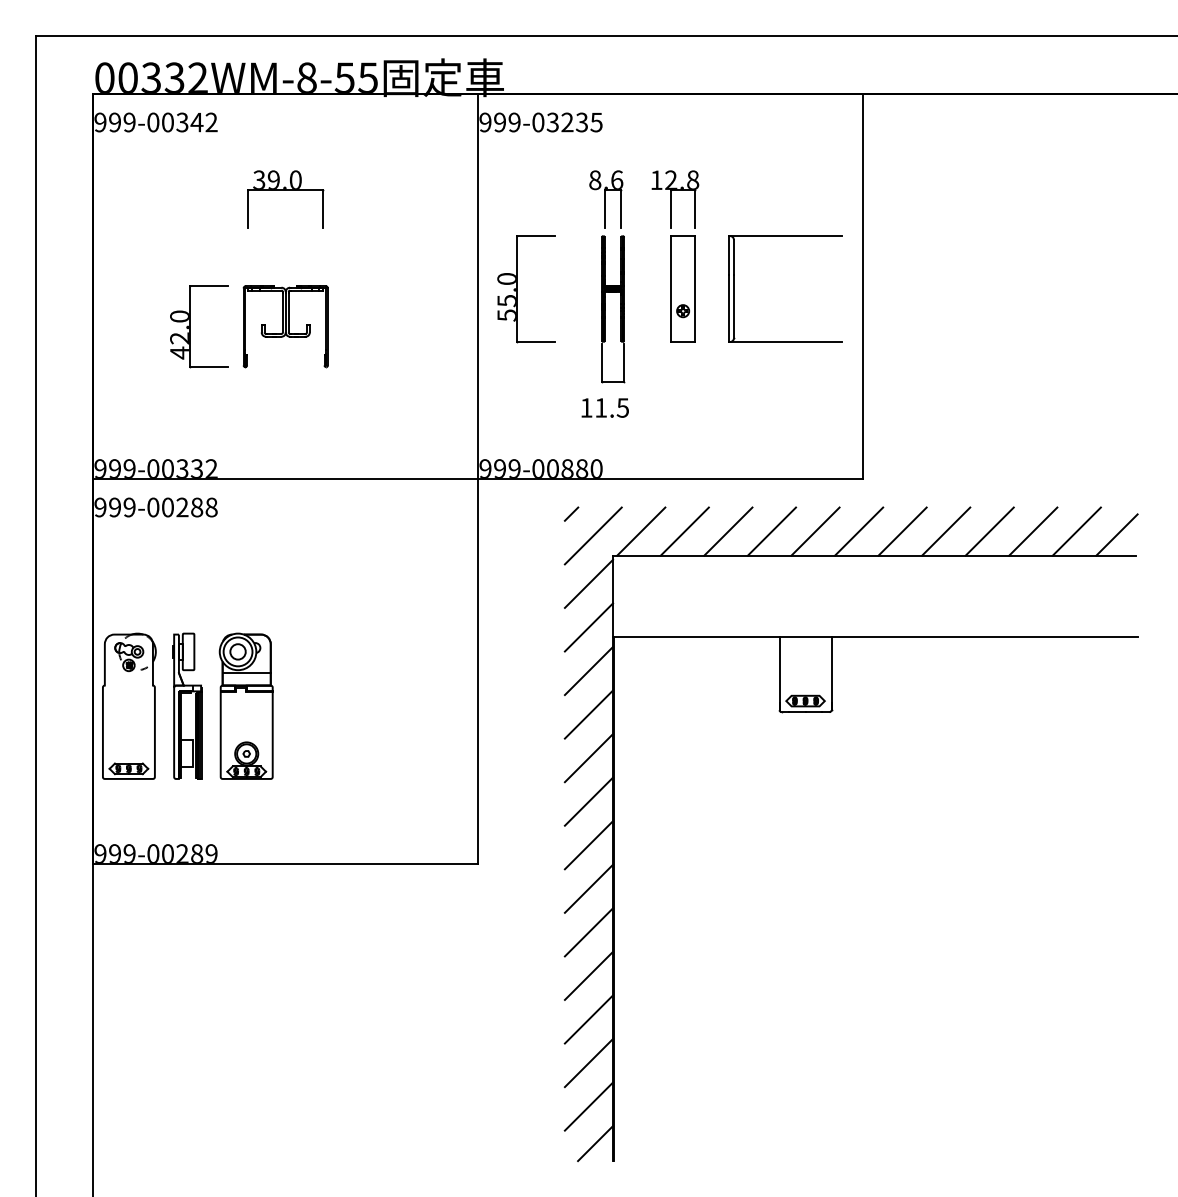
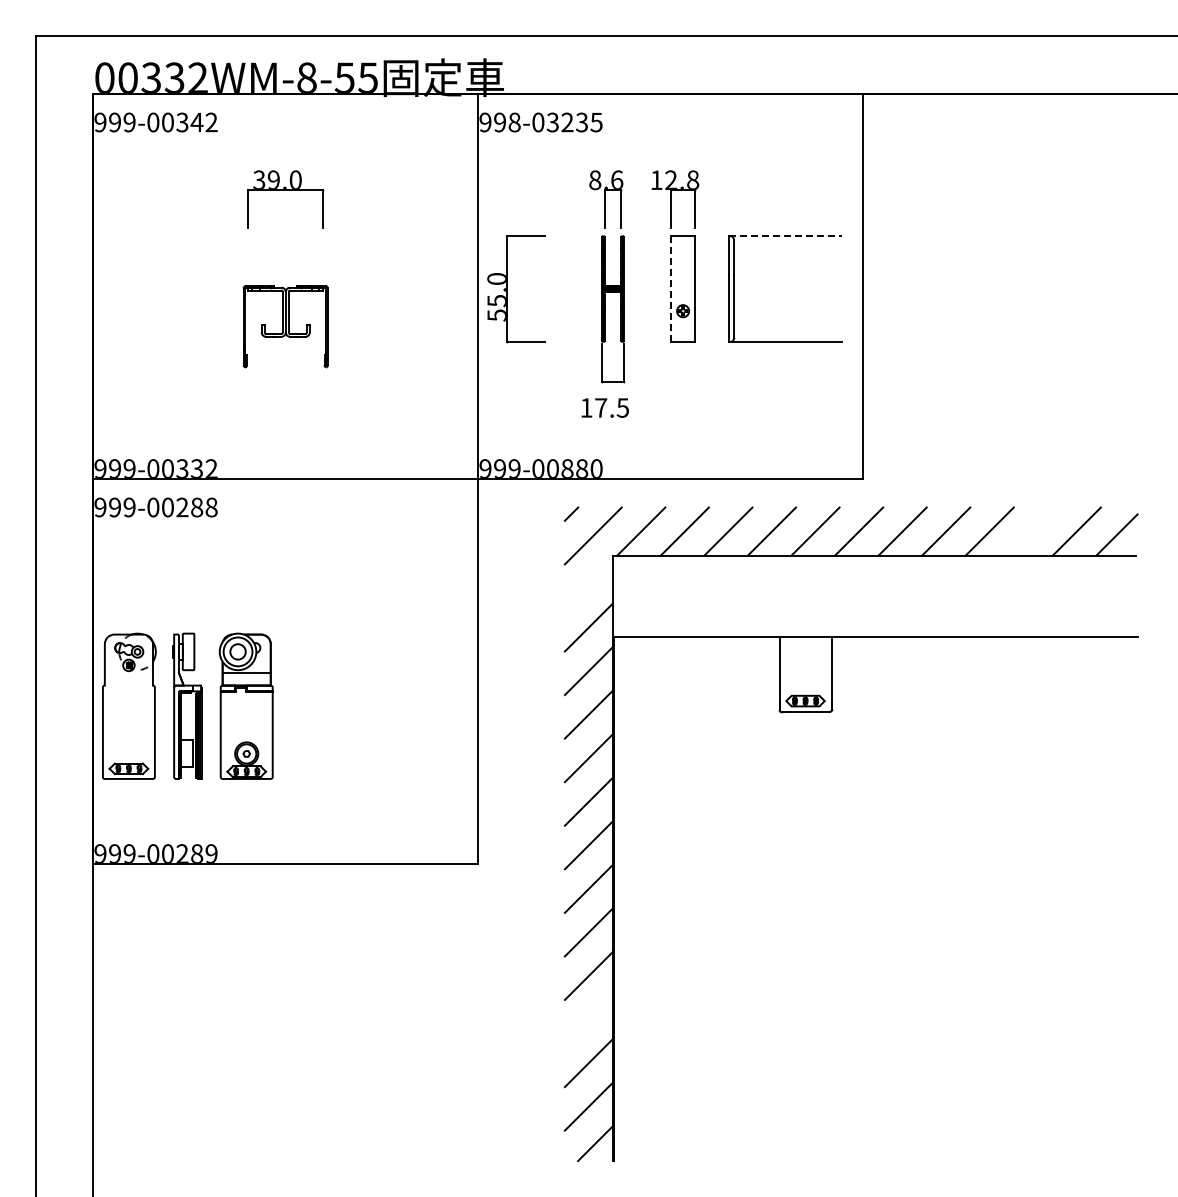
text: 999-03235 -> 998-03235 (514, 122)
line: solid -> dashed (785, 236)
part position: (517, 289) -> (507, 289) (507, 289)
line: solid -> dashed (670, 289)
part: present -> none (190, 326)
text: 11.5 -> 17.5 (601, 407)
line: present -> none (1033, 531)
line: present -> none (588, 583)
line: present -> none (588, 1019)
